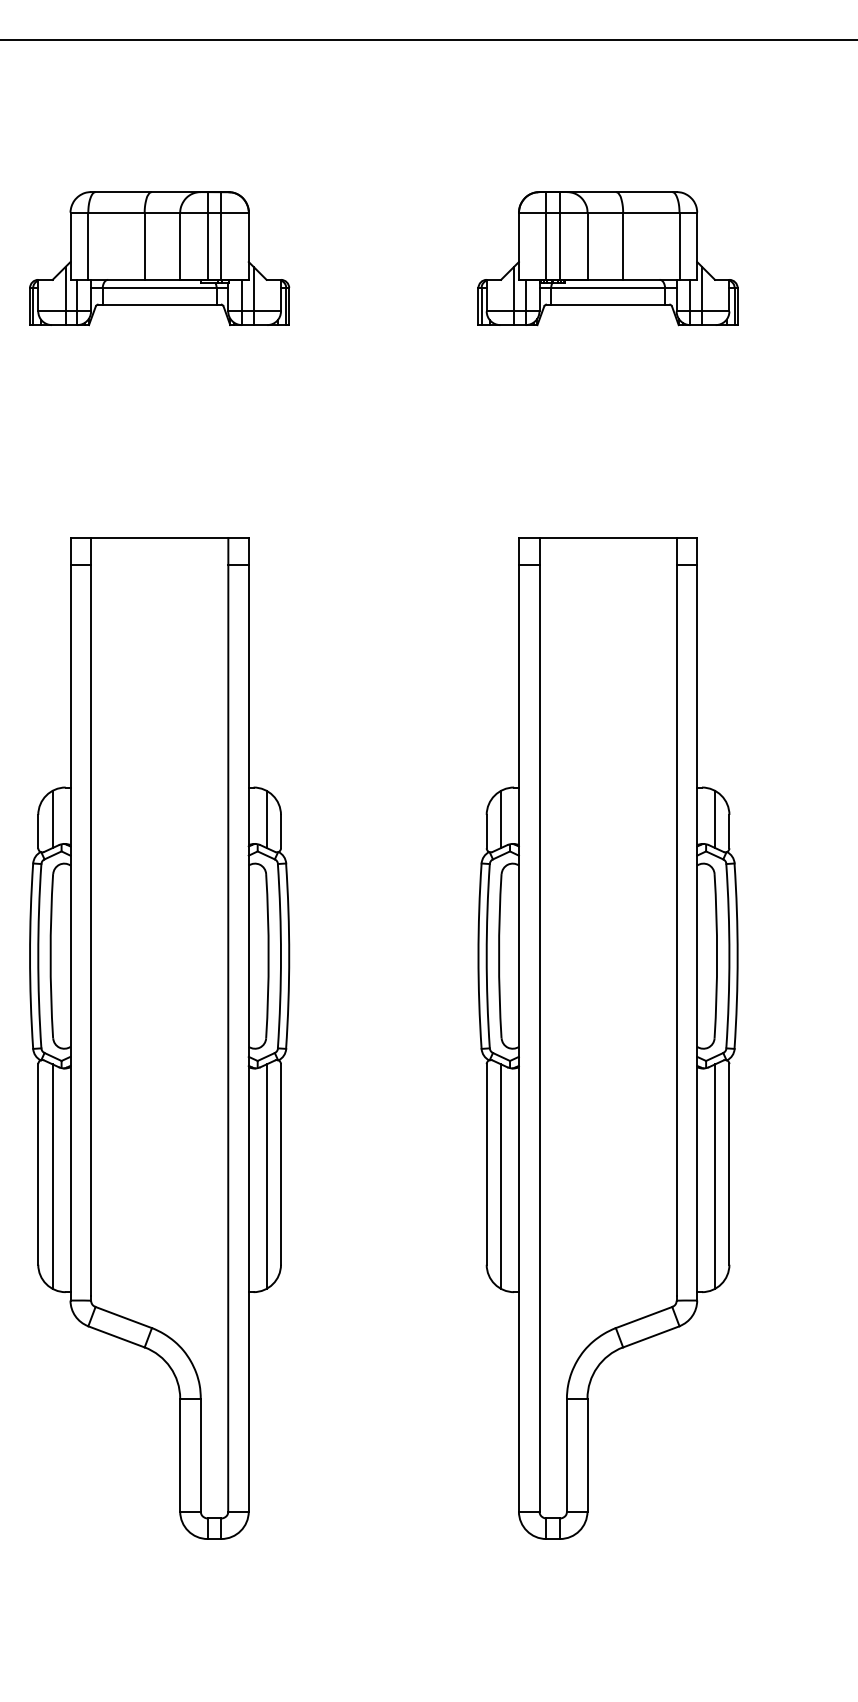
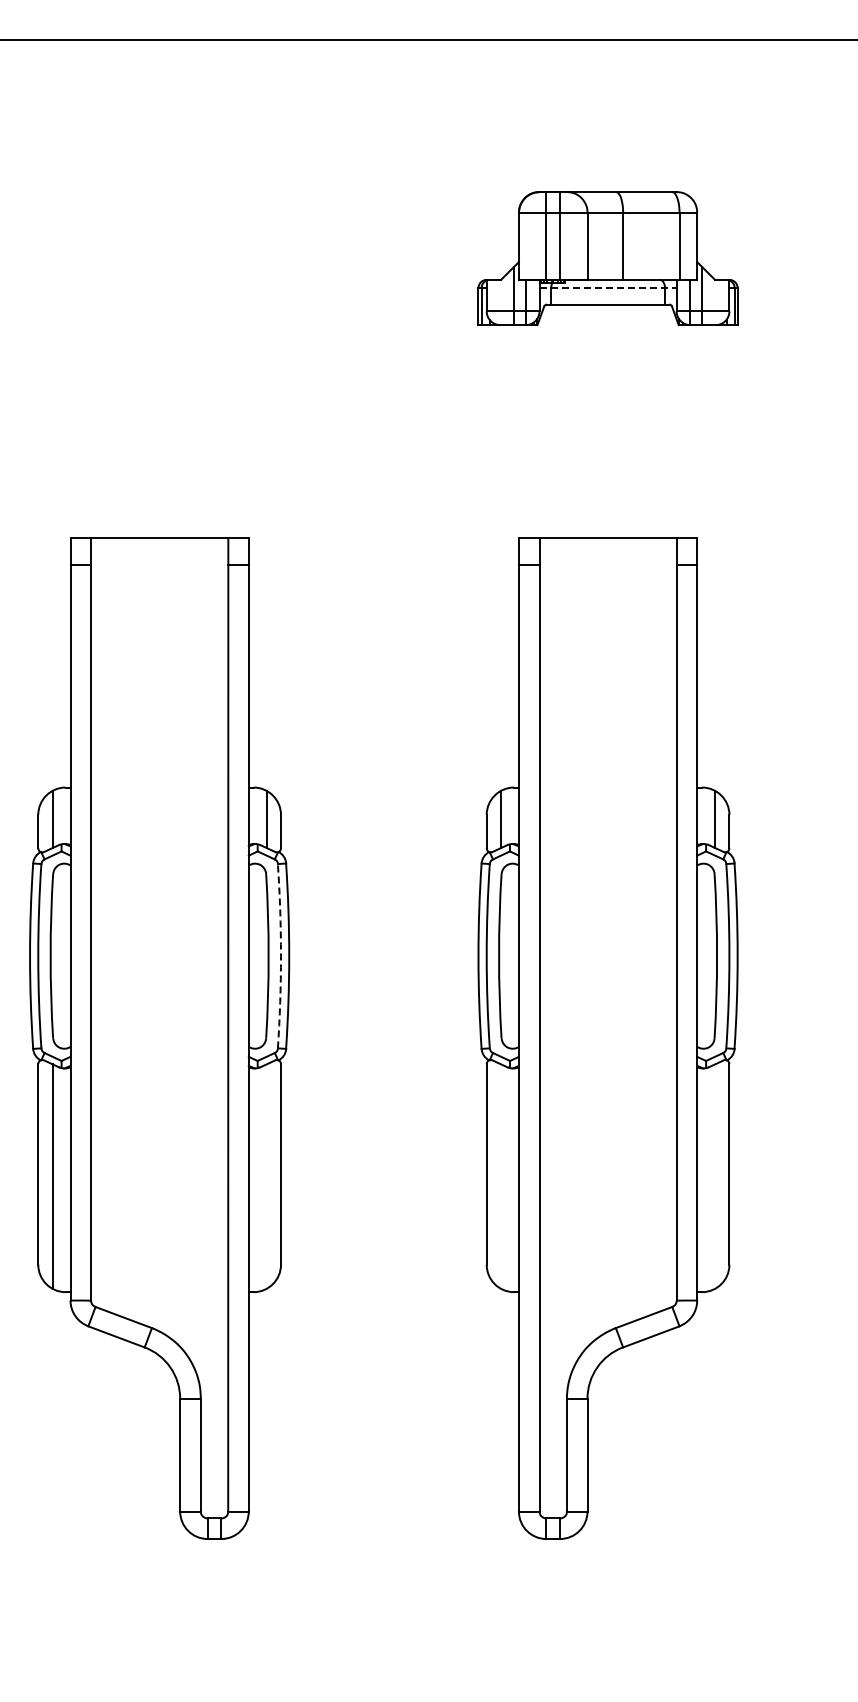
part: present -> none (159, 258)
line: solid -> dashed (608, 288)
arc: solid -> dashed (281, 956)
line: present -> none (266, 1176)
line: present -> none (501, 1176)
line: present -> none (715, 1176)
